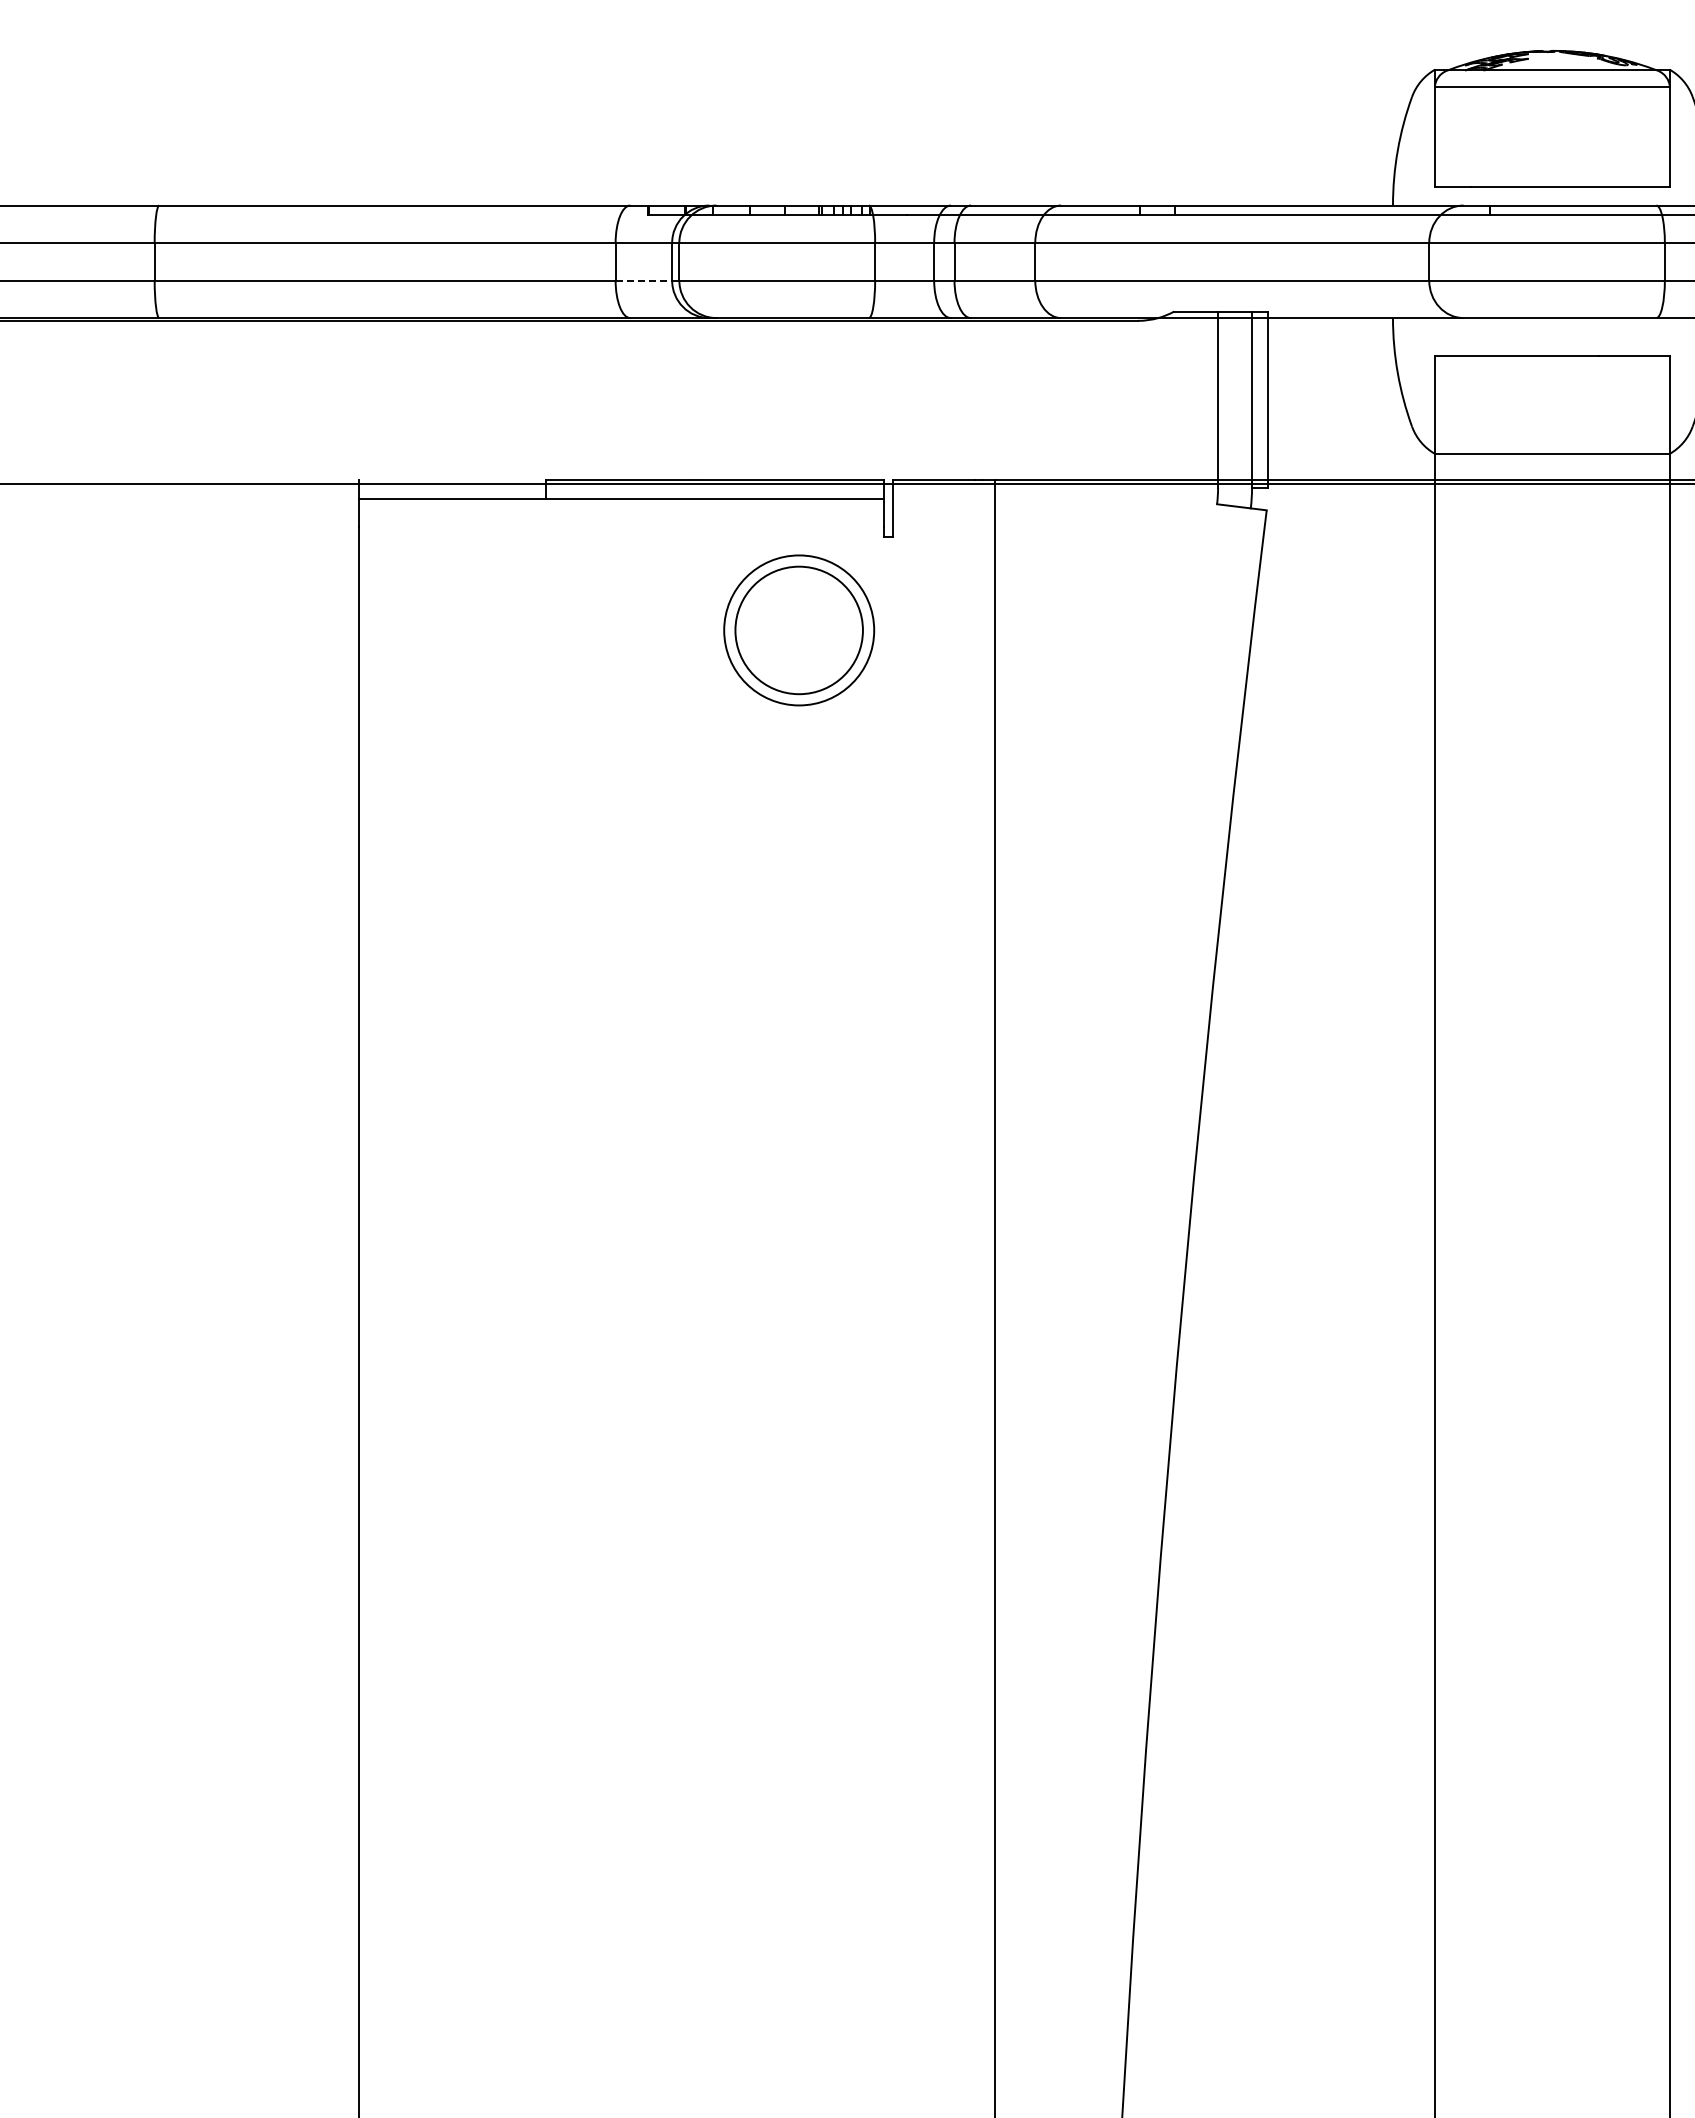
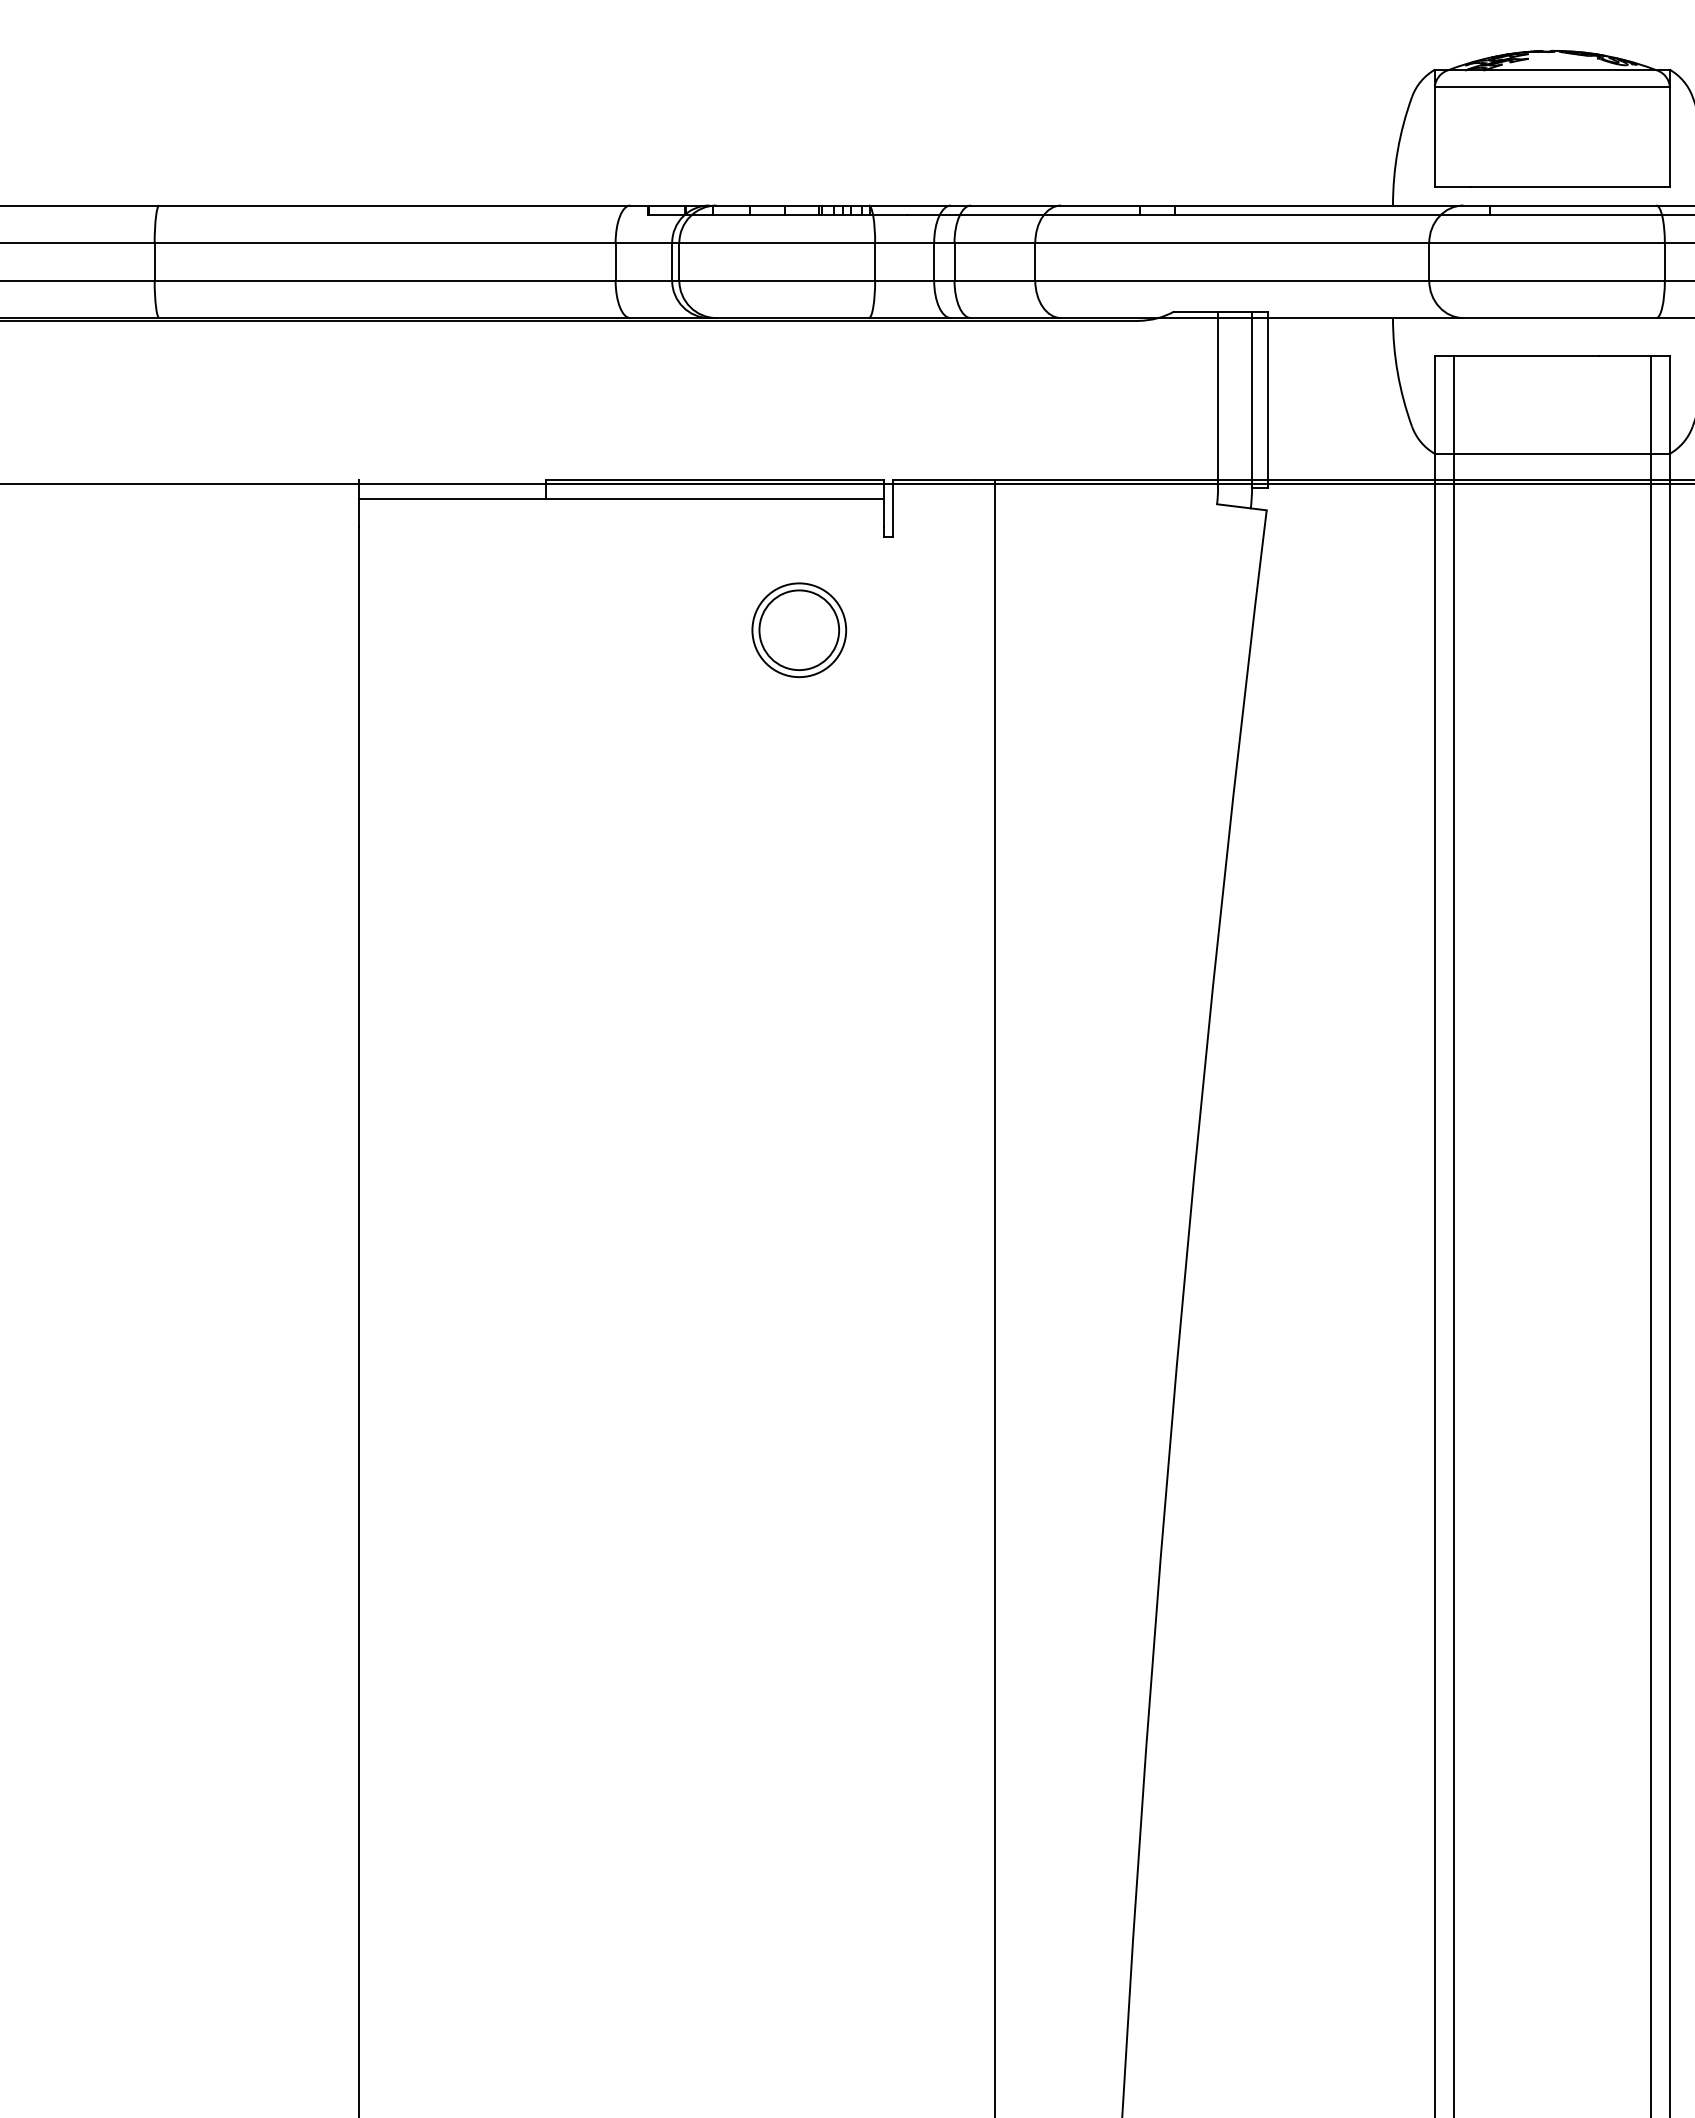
line: dashed -> solid (644, 280)
part size: 153x153 px -> 97x96 px (799, 629)
line: none -> present (1453, 1234)
line: none -> present (1650, 1234)
